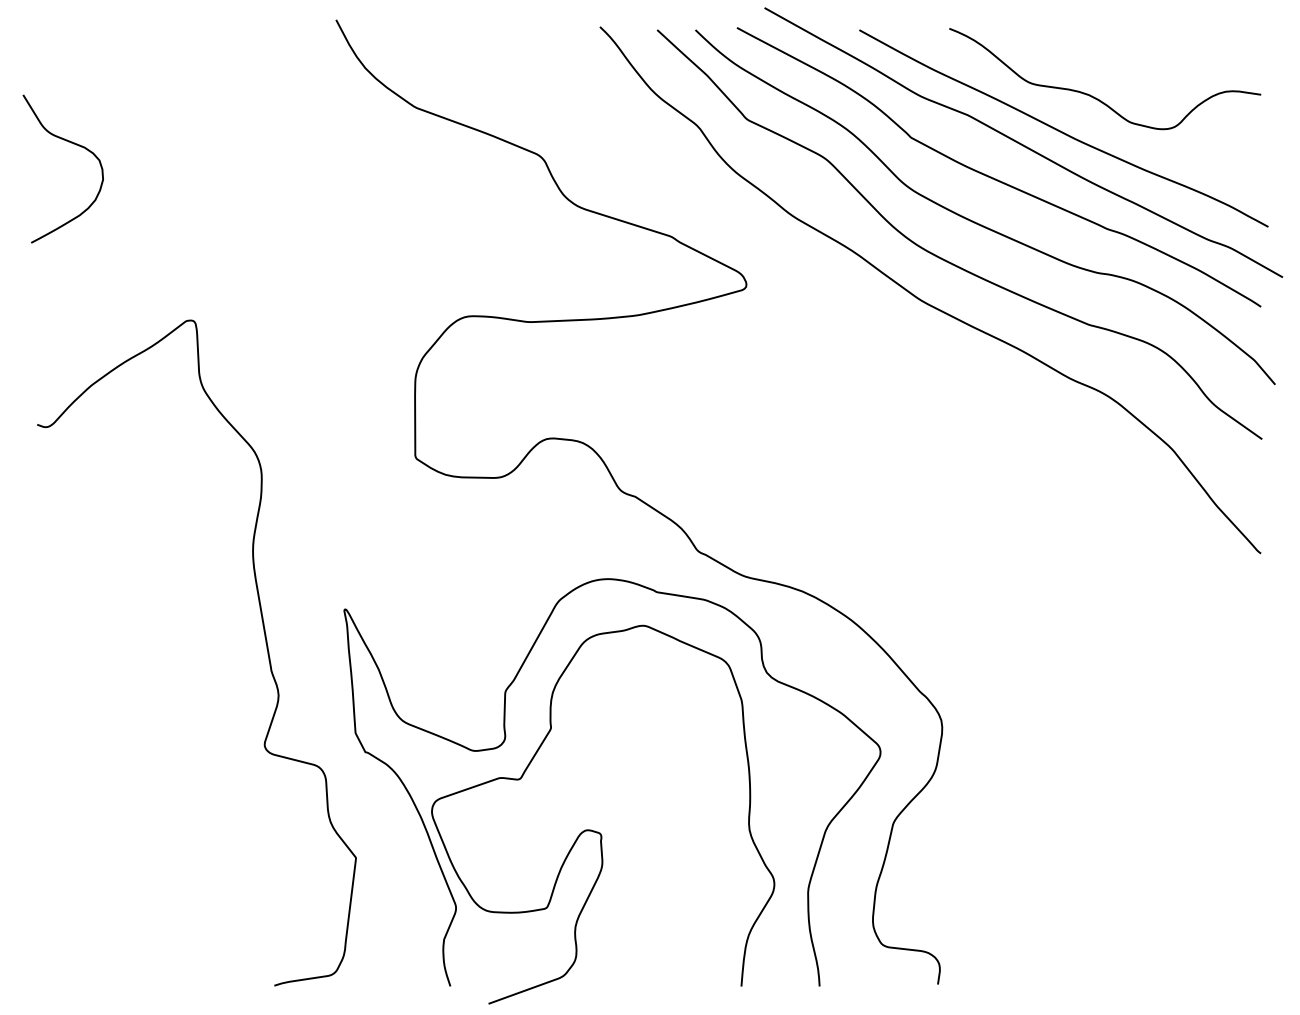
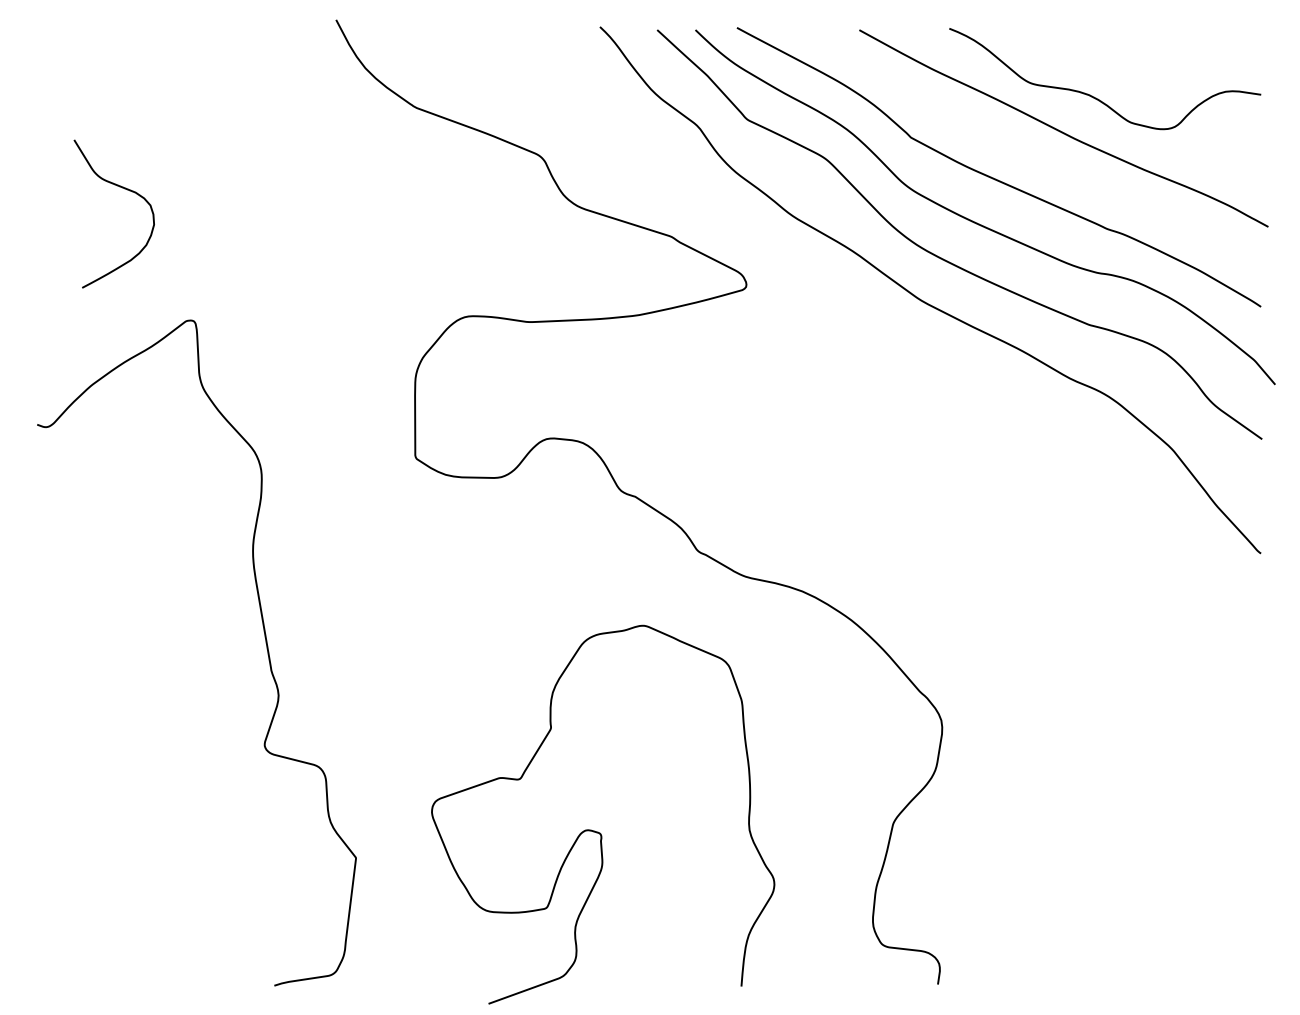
curve position: (73, 144) -> (124, 189) (124, 189)
curve: present -> none (1023, 144)
curve: present -> none (505, 740)
